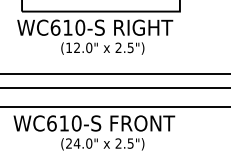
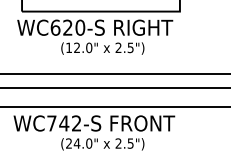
text: WC610-S -> WC620-S (67, 27)
text: WC610-S -> WC742-S (64, 123)
